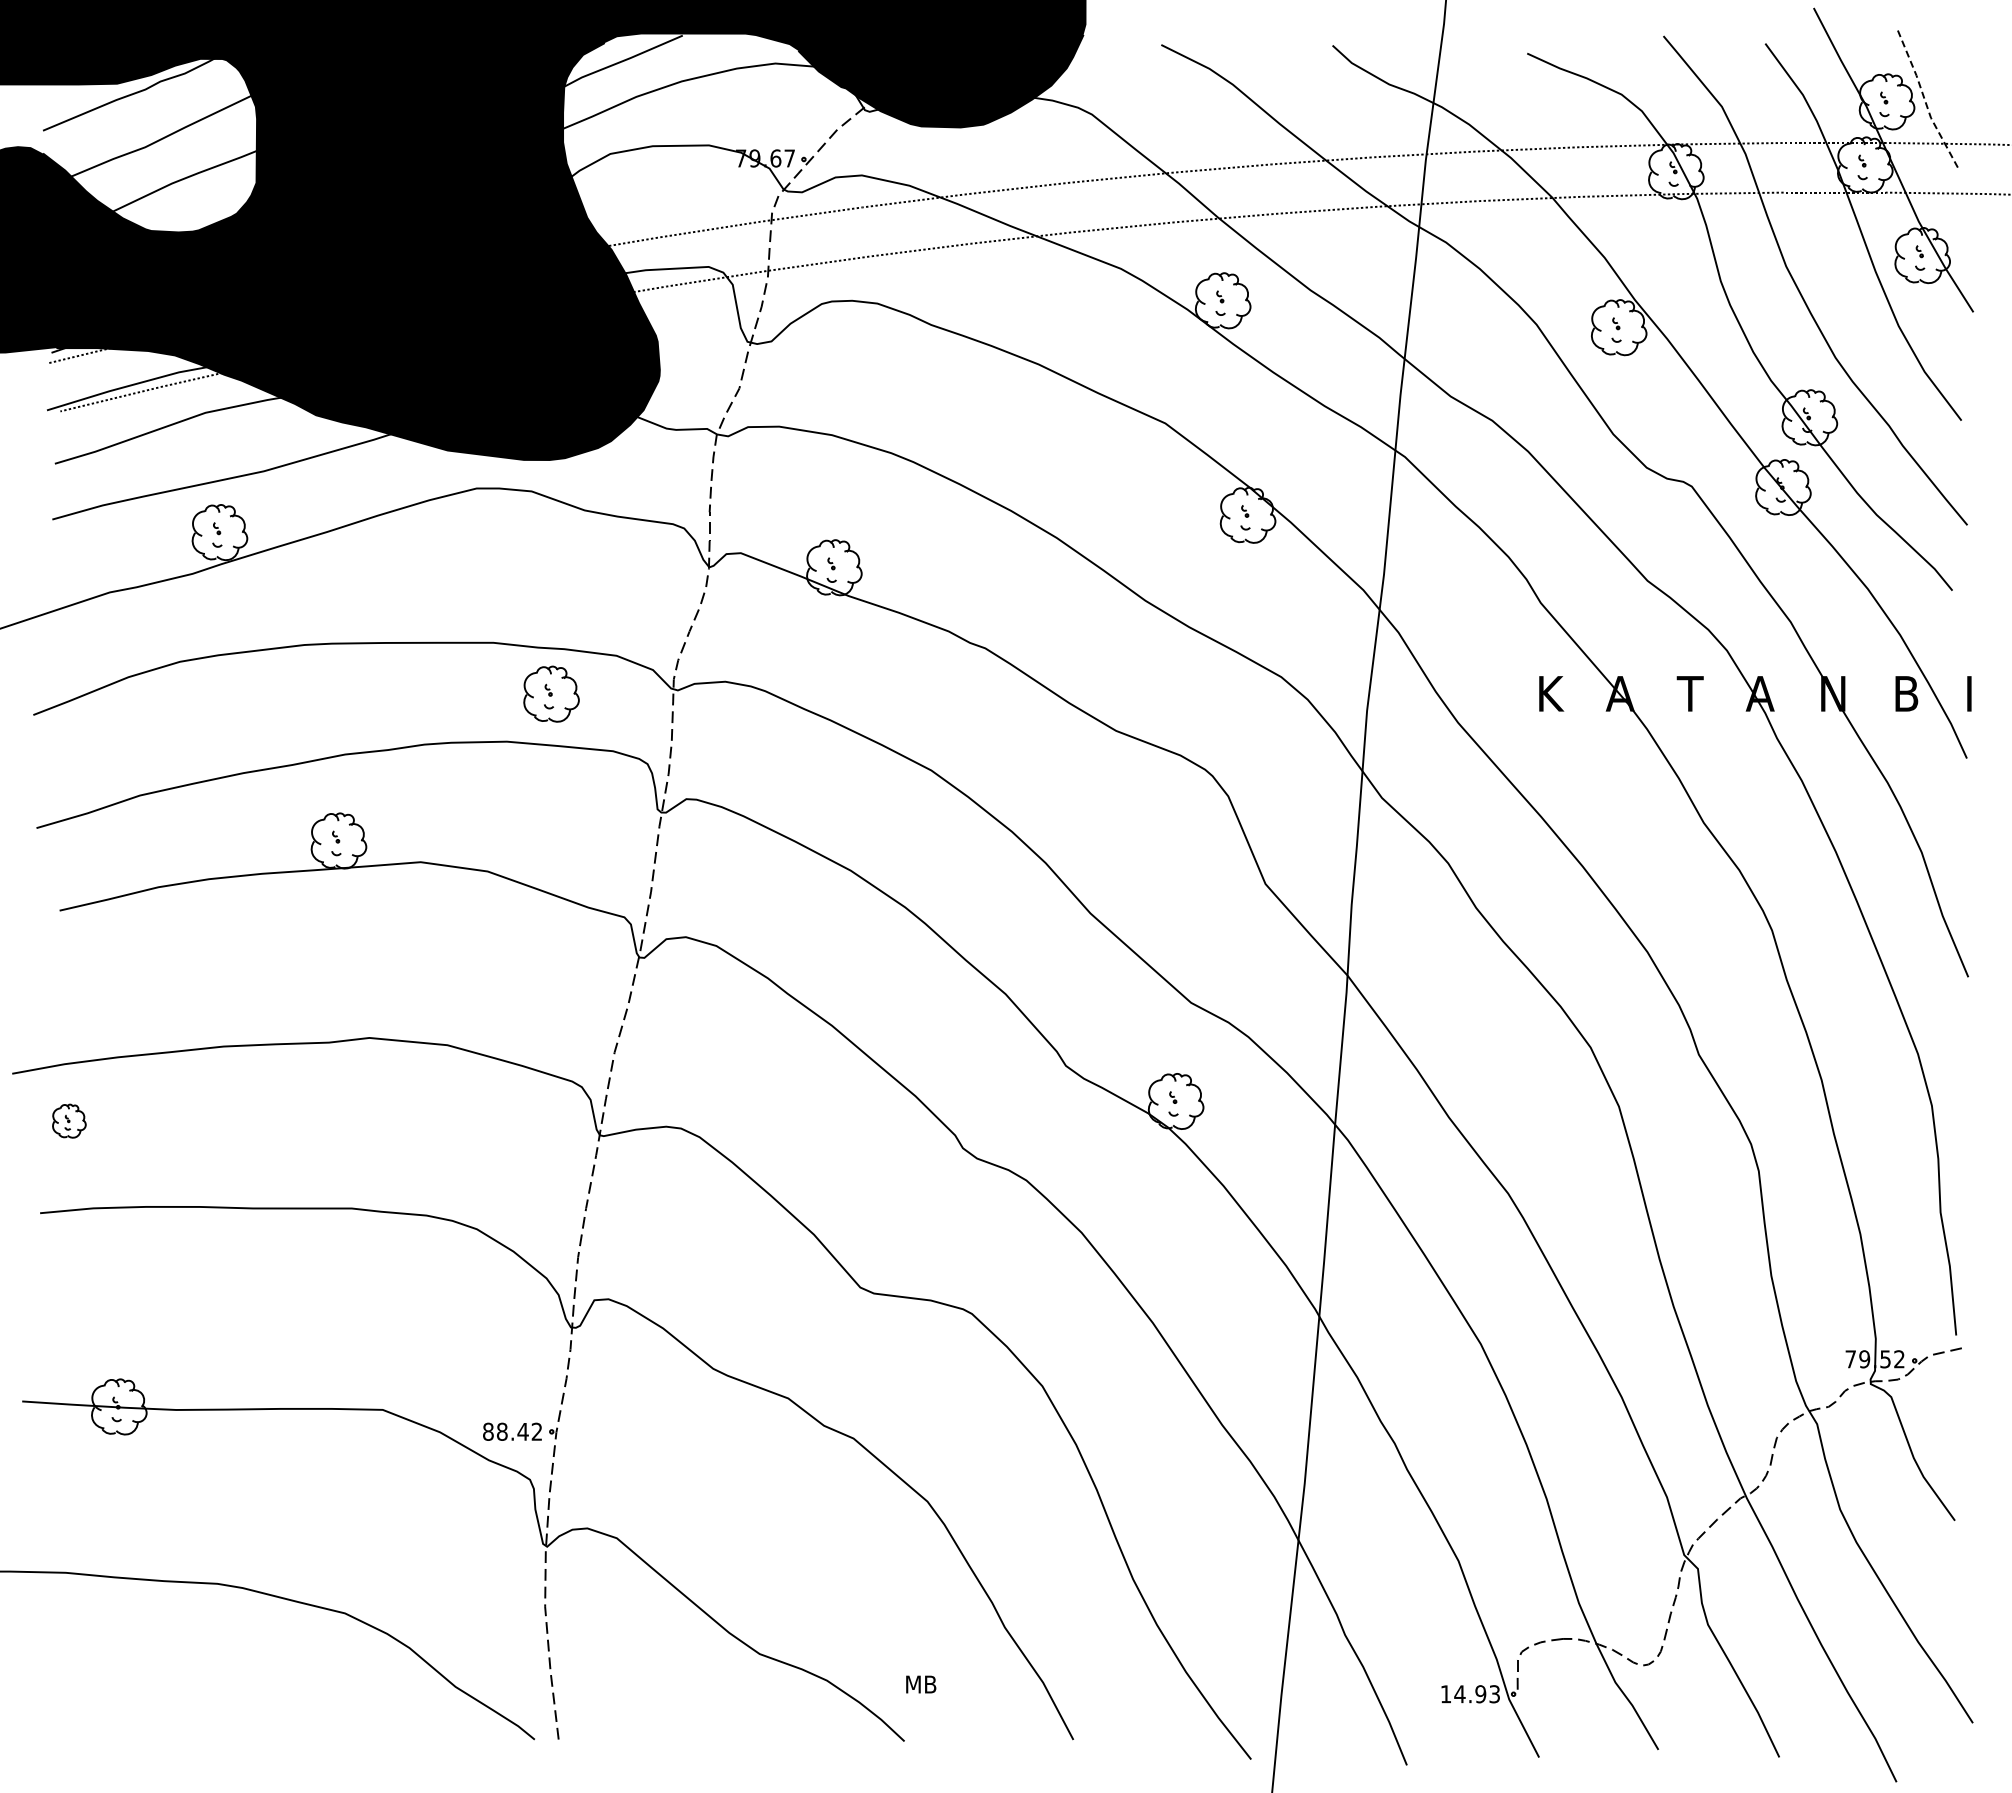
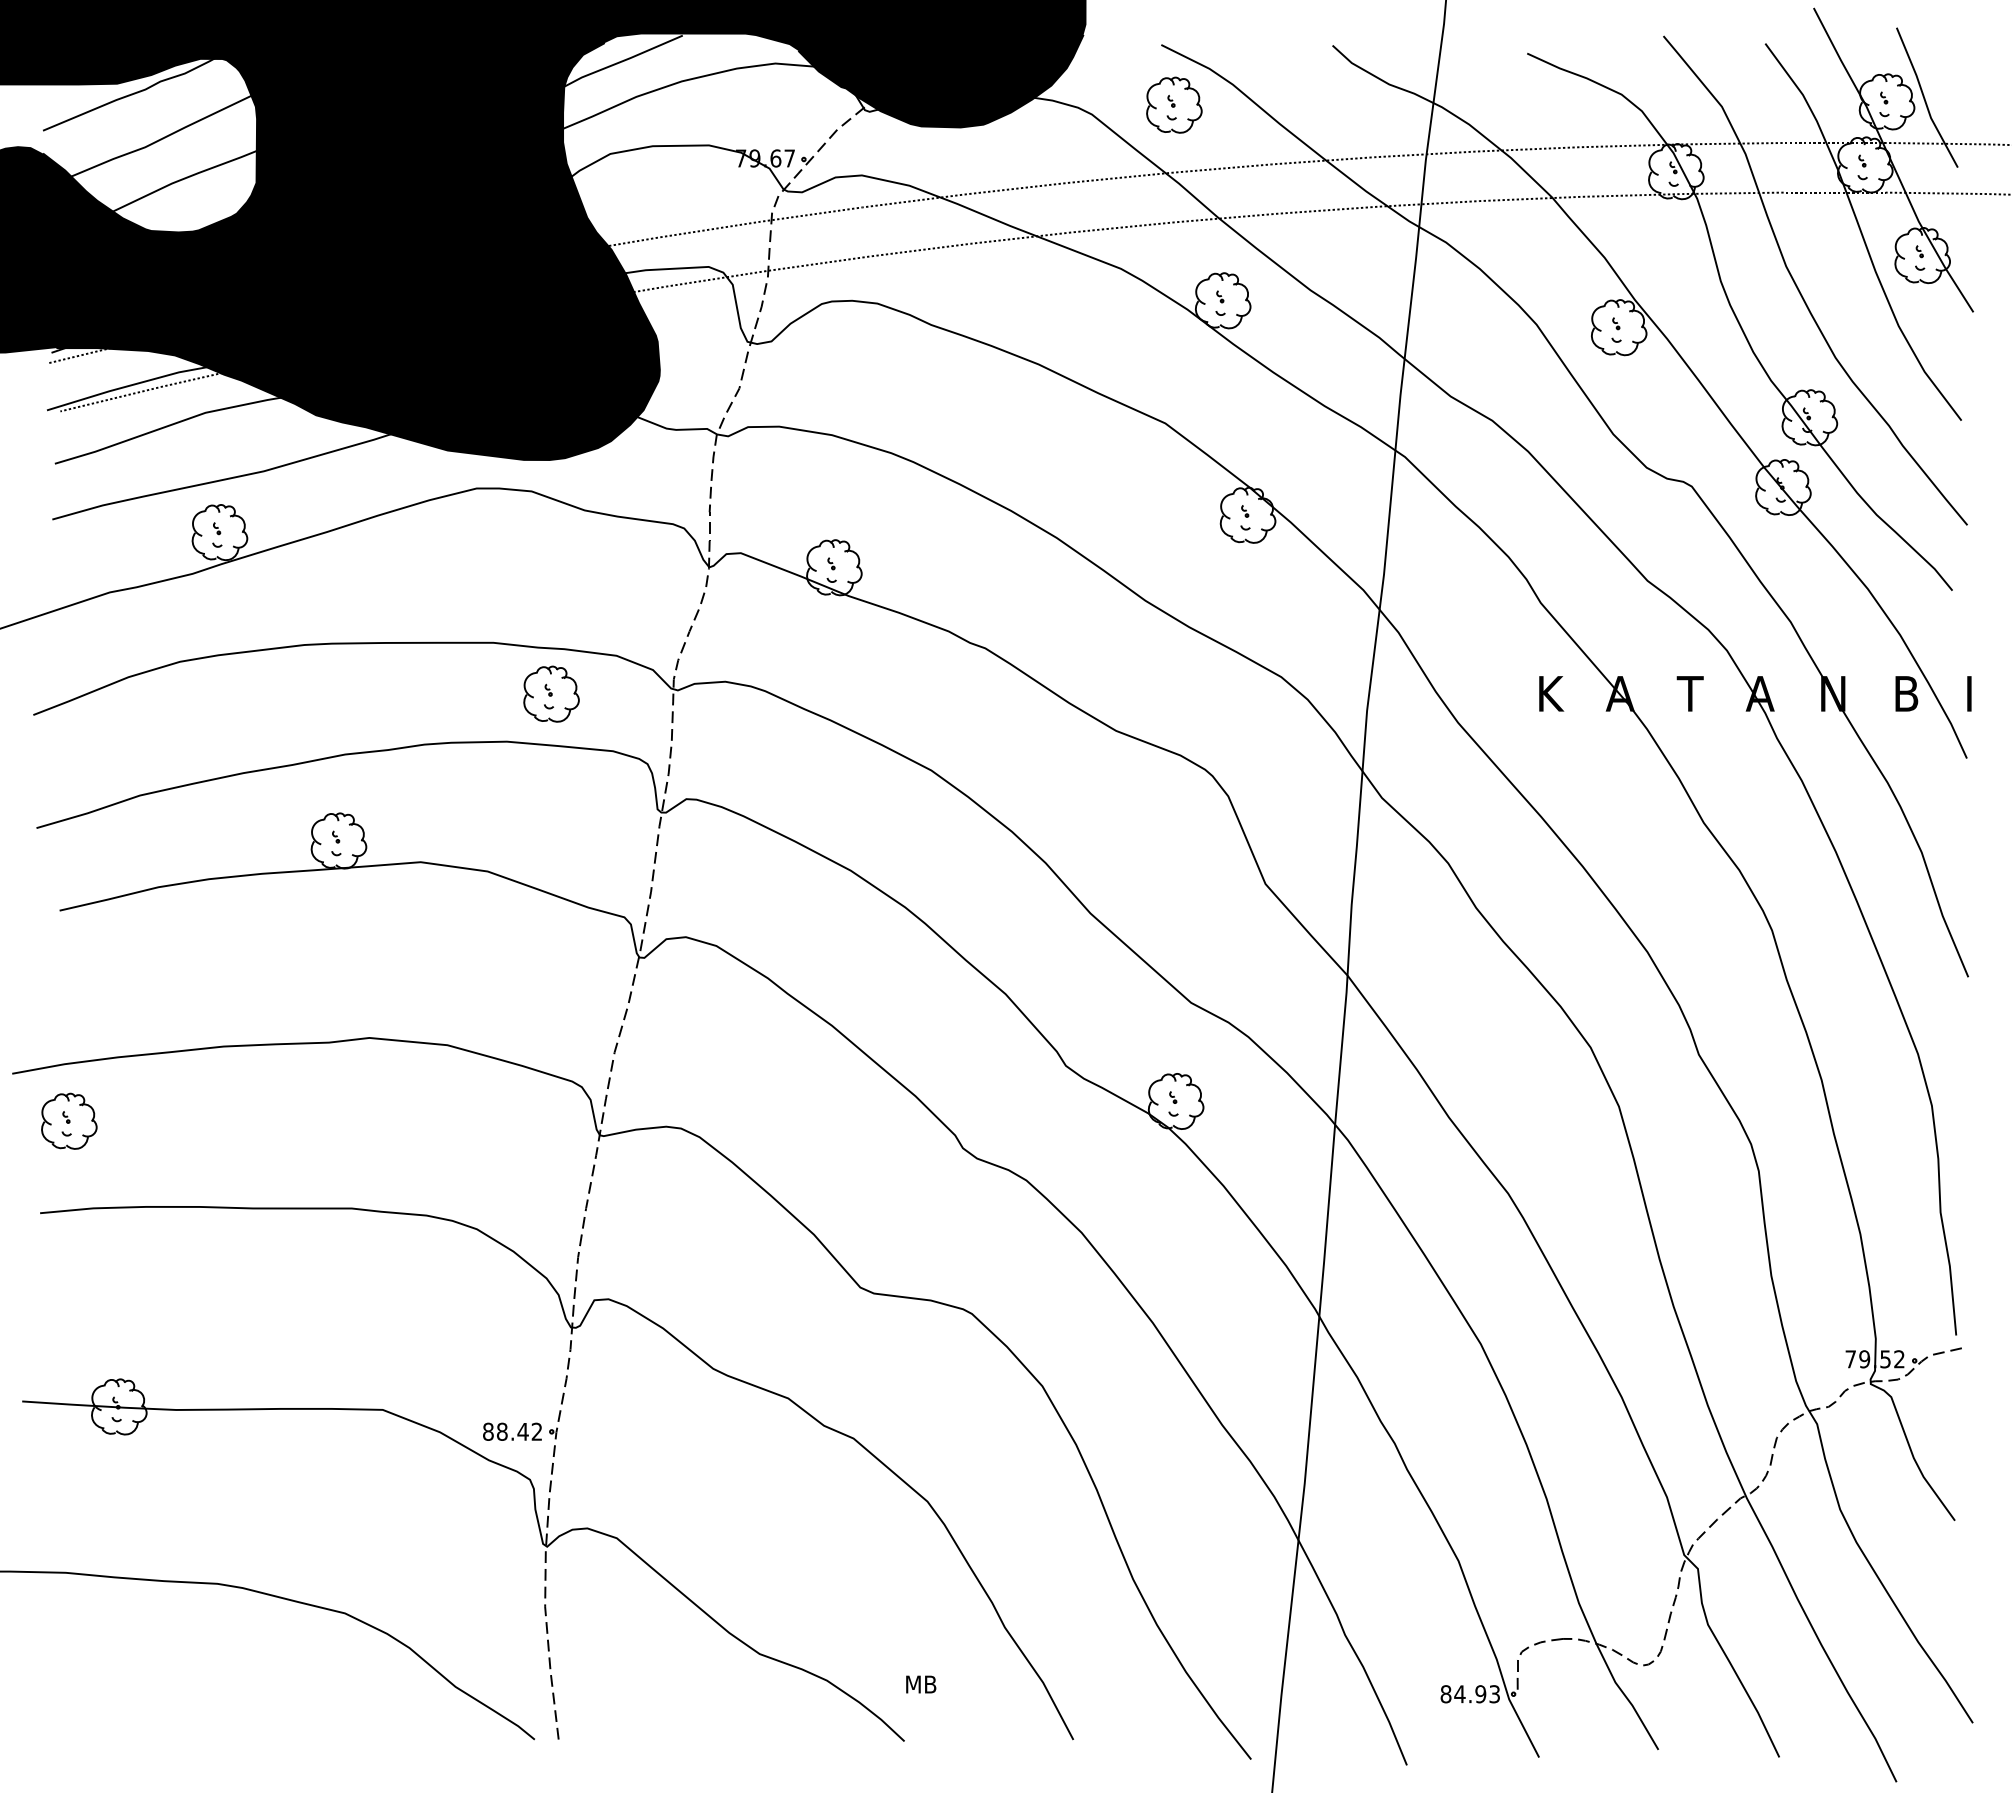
line: dashed -> solid (1924, 99)
part: none -> present (1174, 104)
part size: 35x36 px -> 57x58 px (69, 1120)
text: 14.93 -> 84.93 (1445, 1694)
